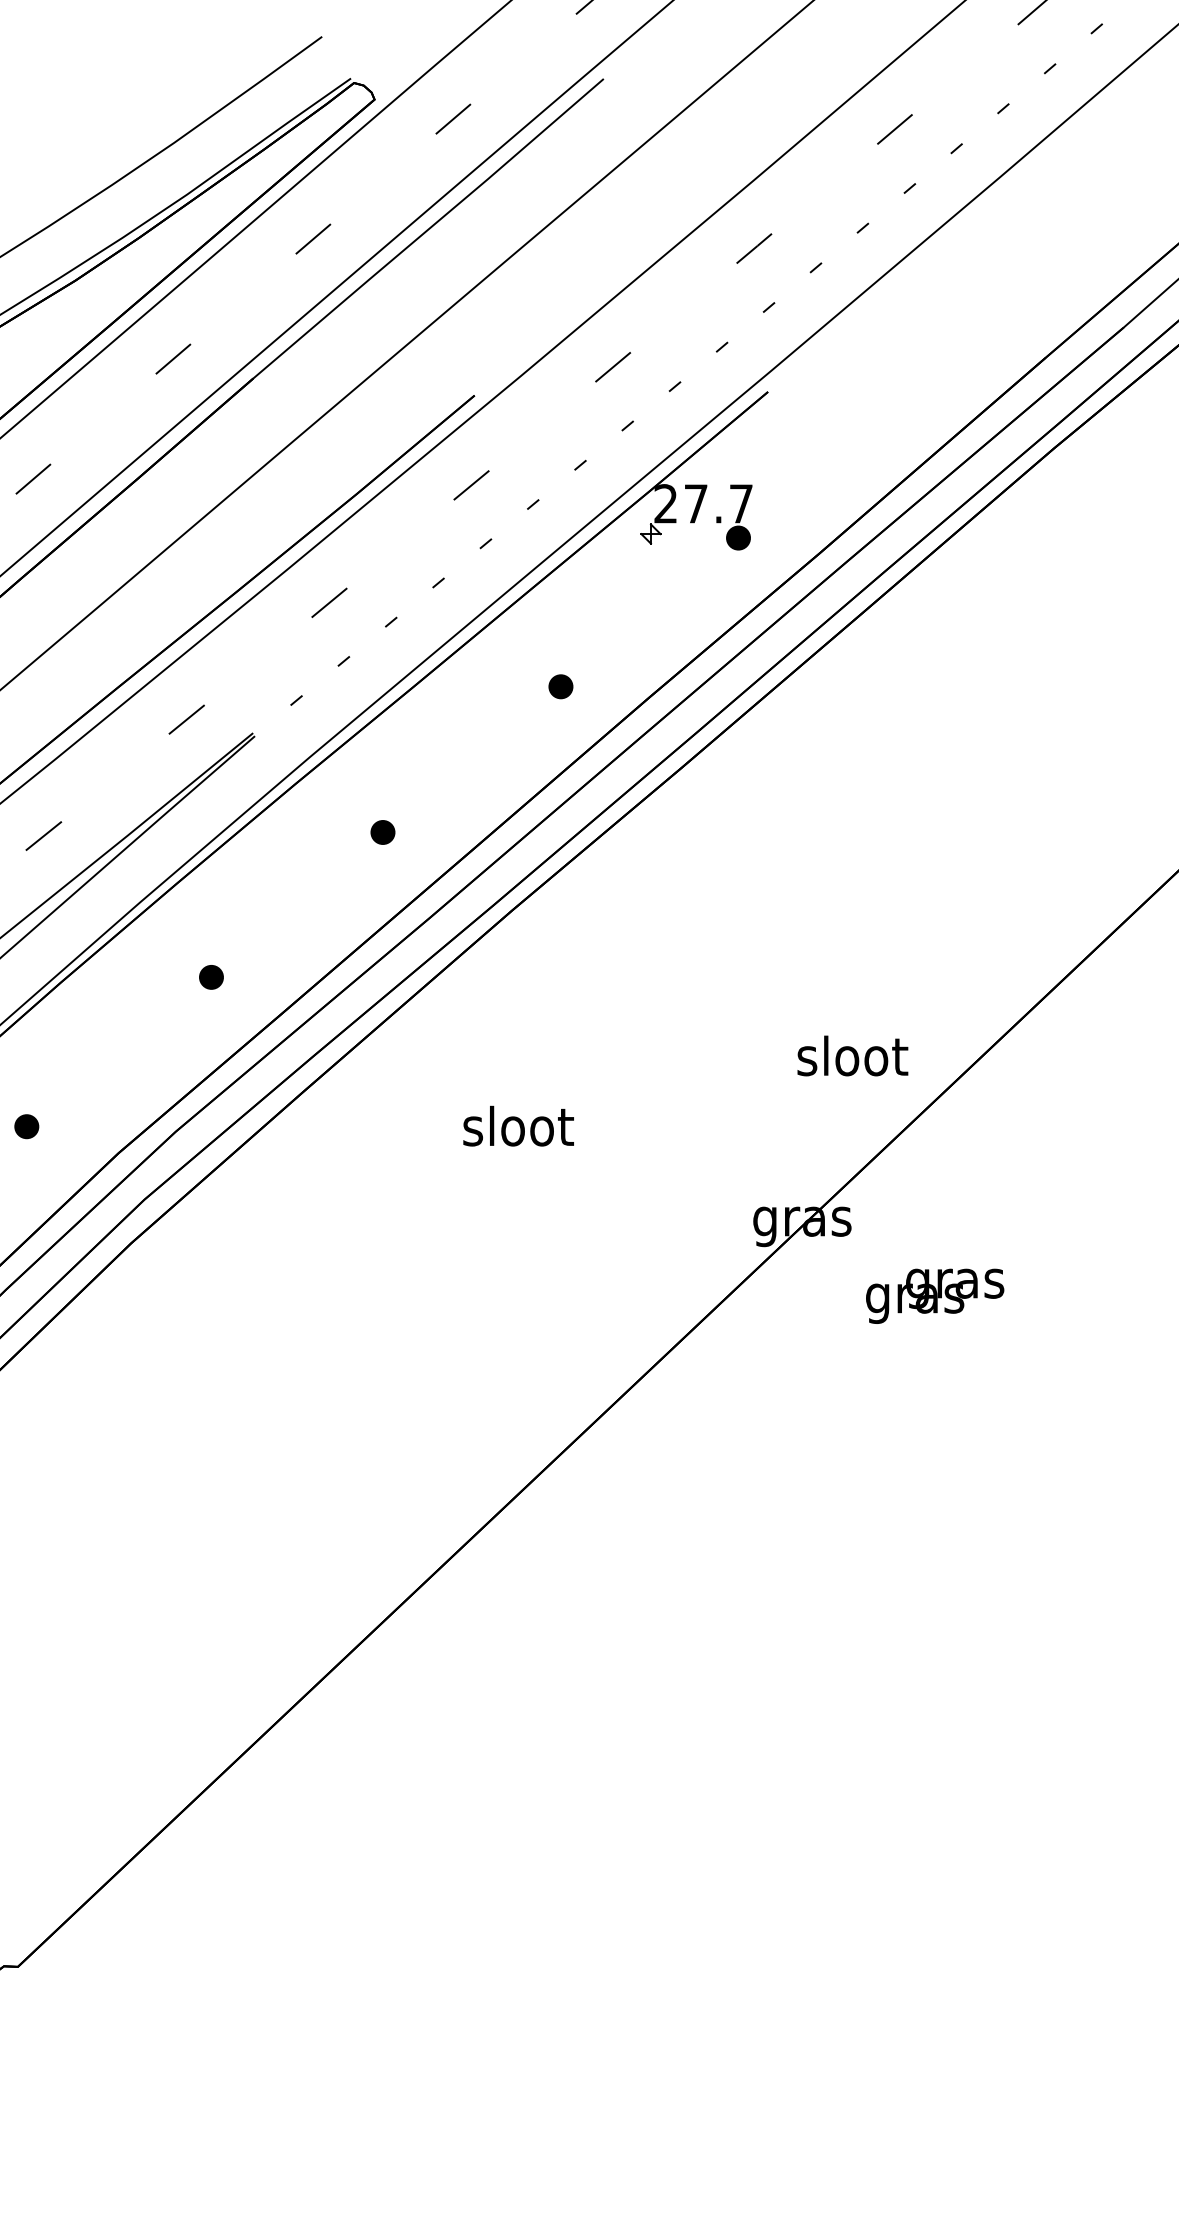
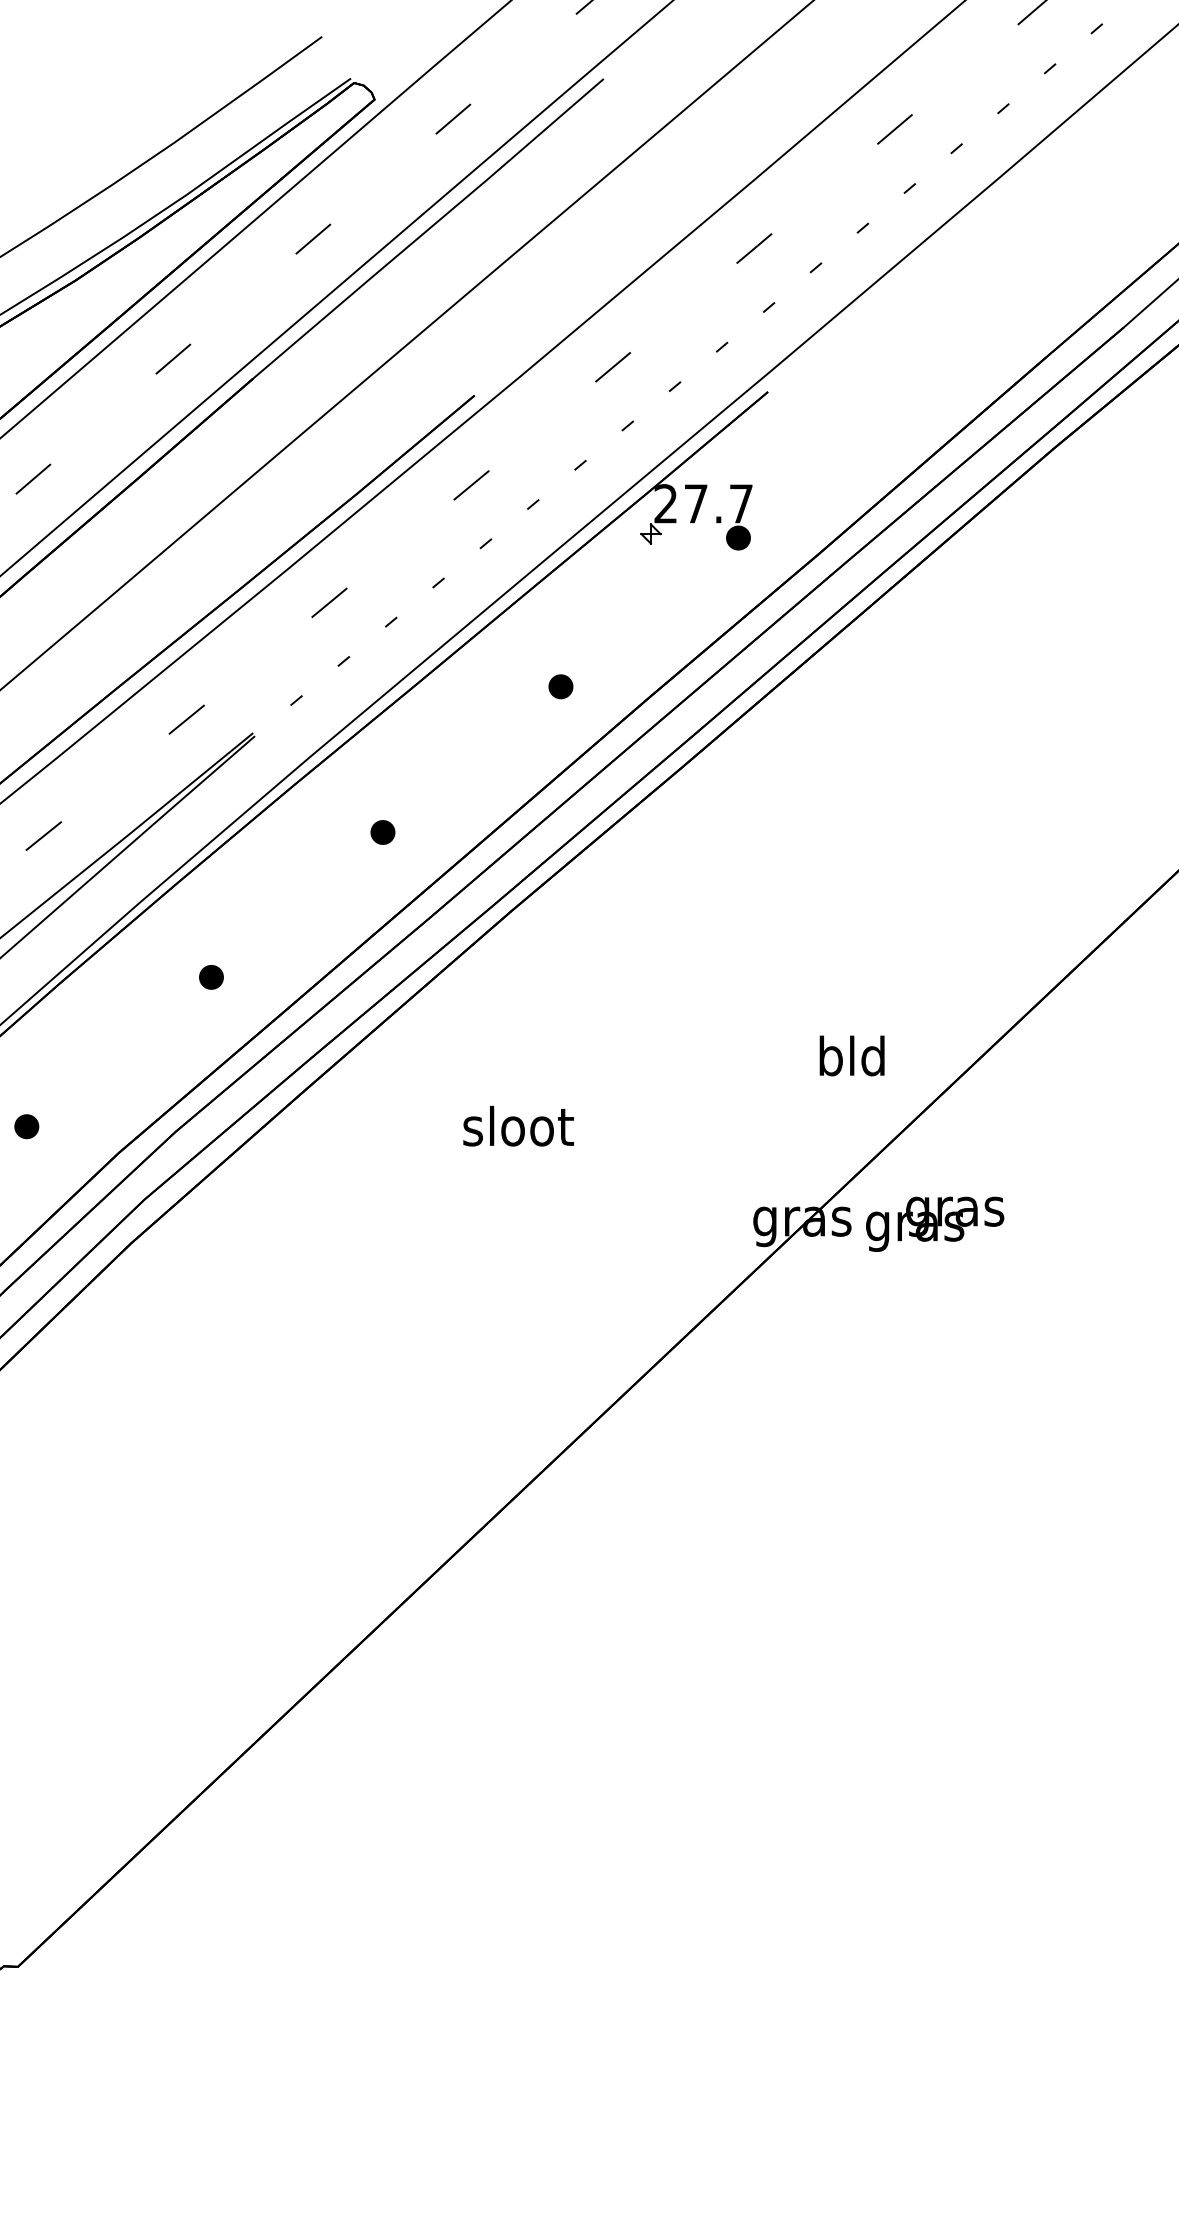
text: sloot -> bld (852, 1055)
text position: (935, 1295) -> (935, 1223) (935, 1223)
